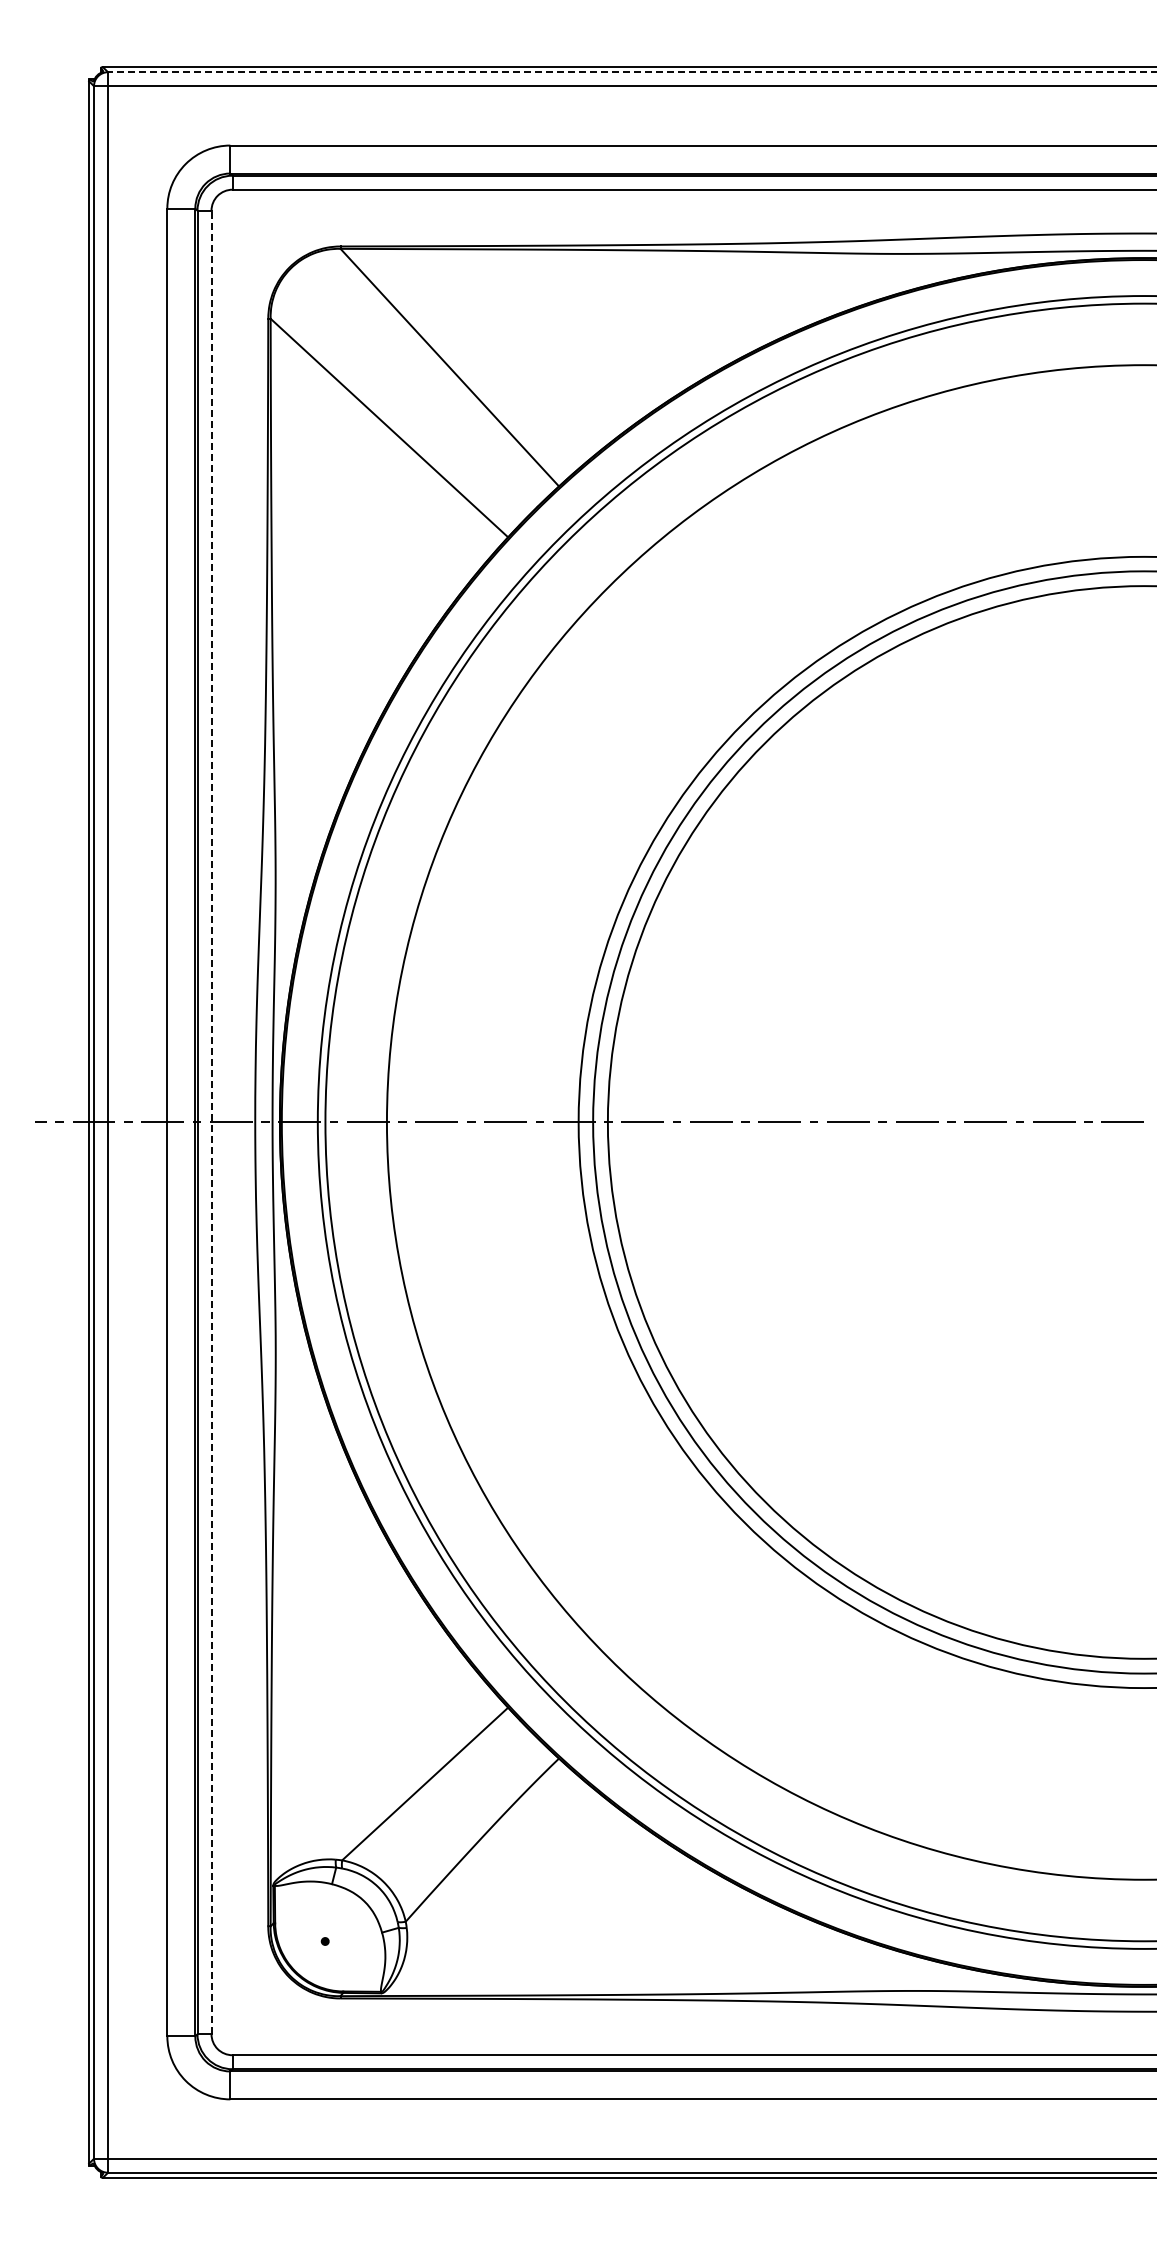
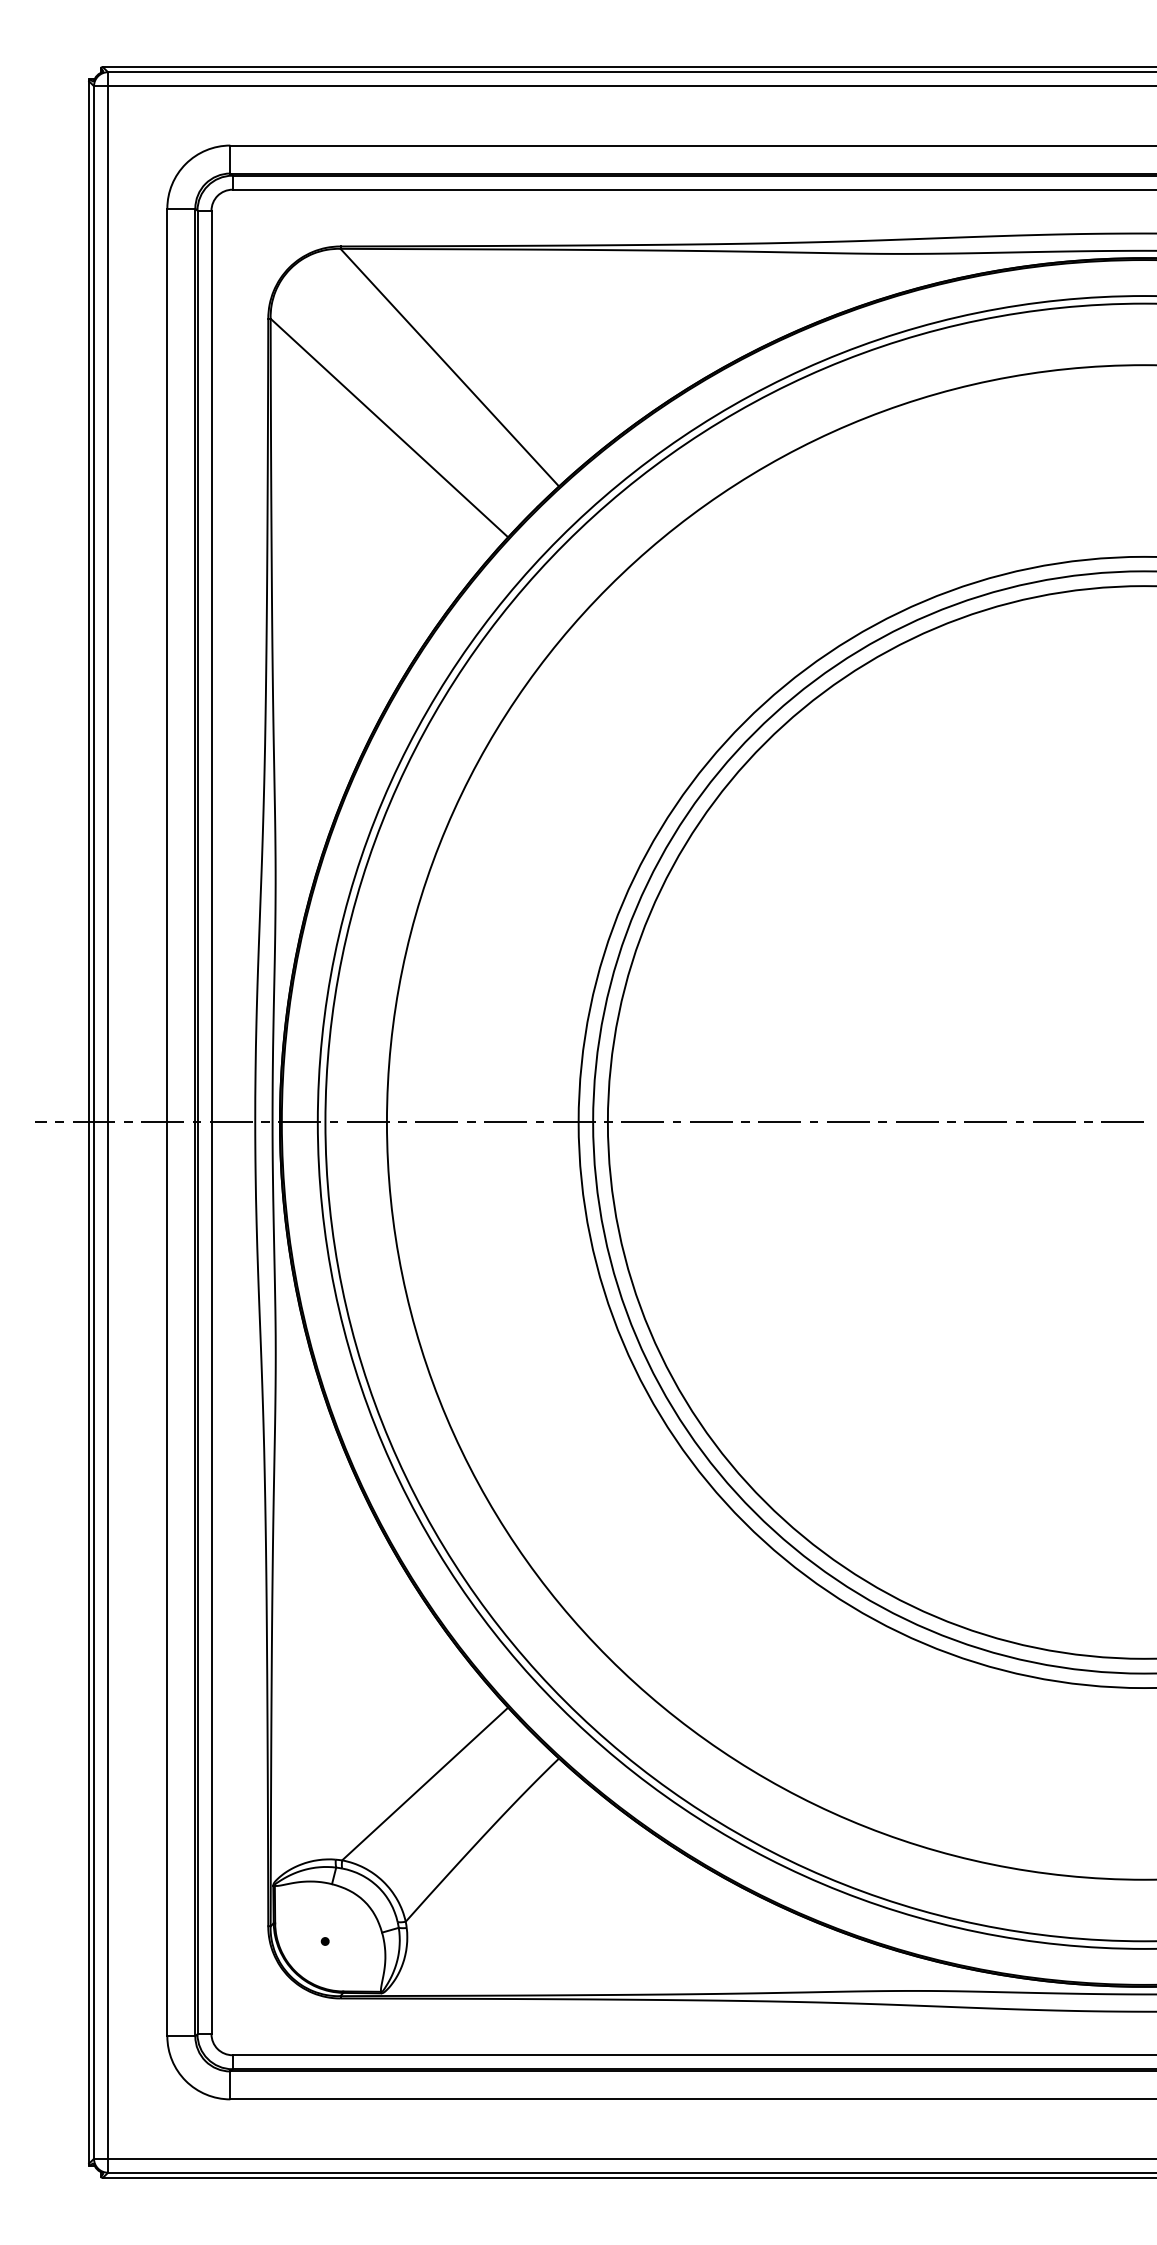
line: dashed -> solid (631, 72)
line: dashed -> solid (211, 1122)
